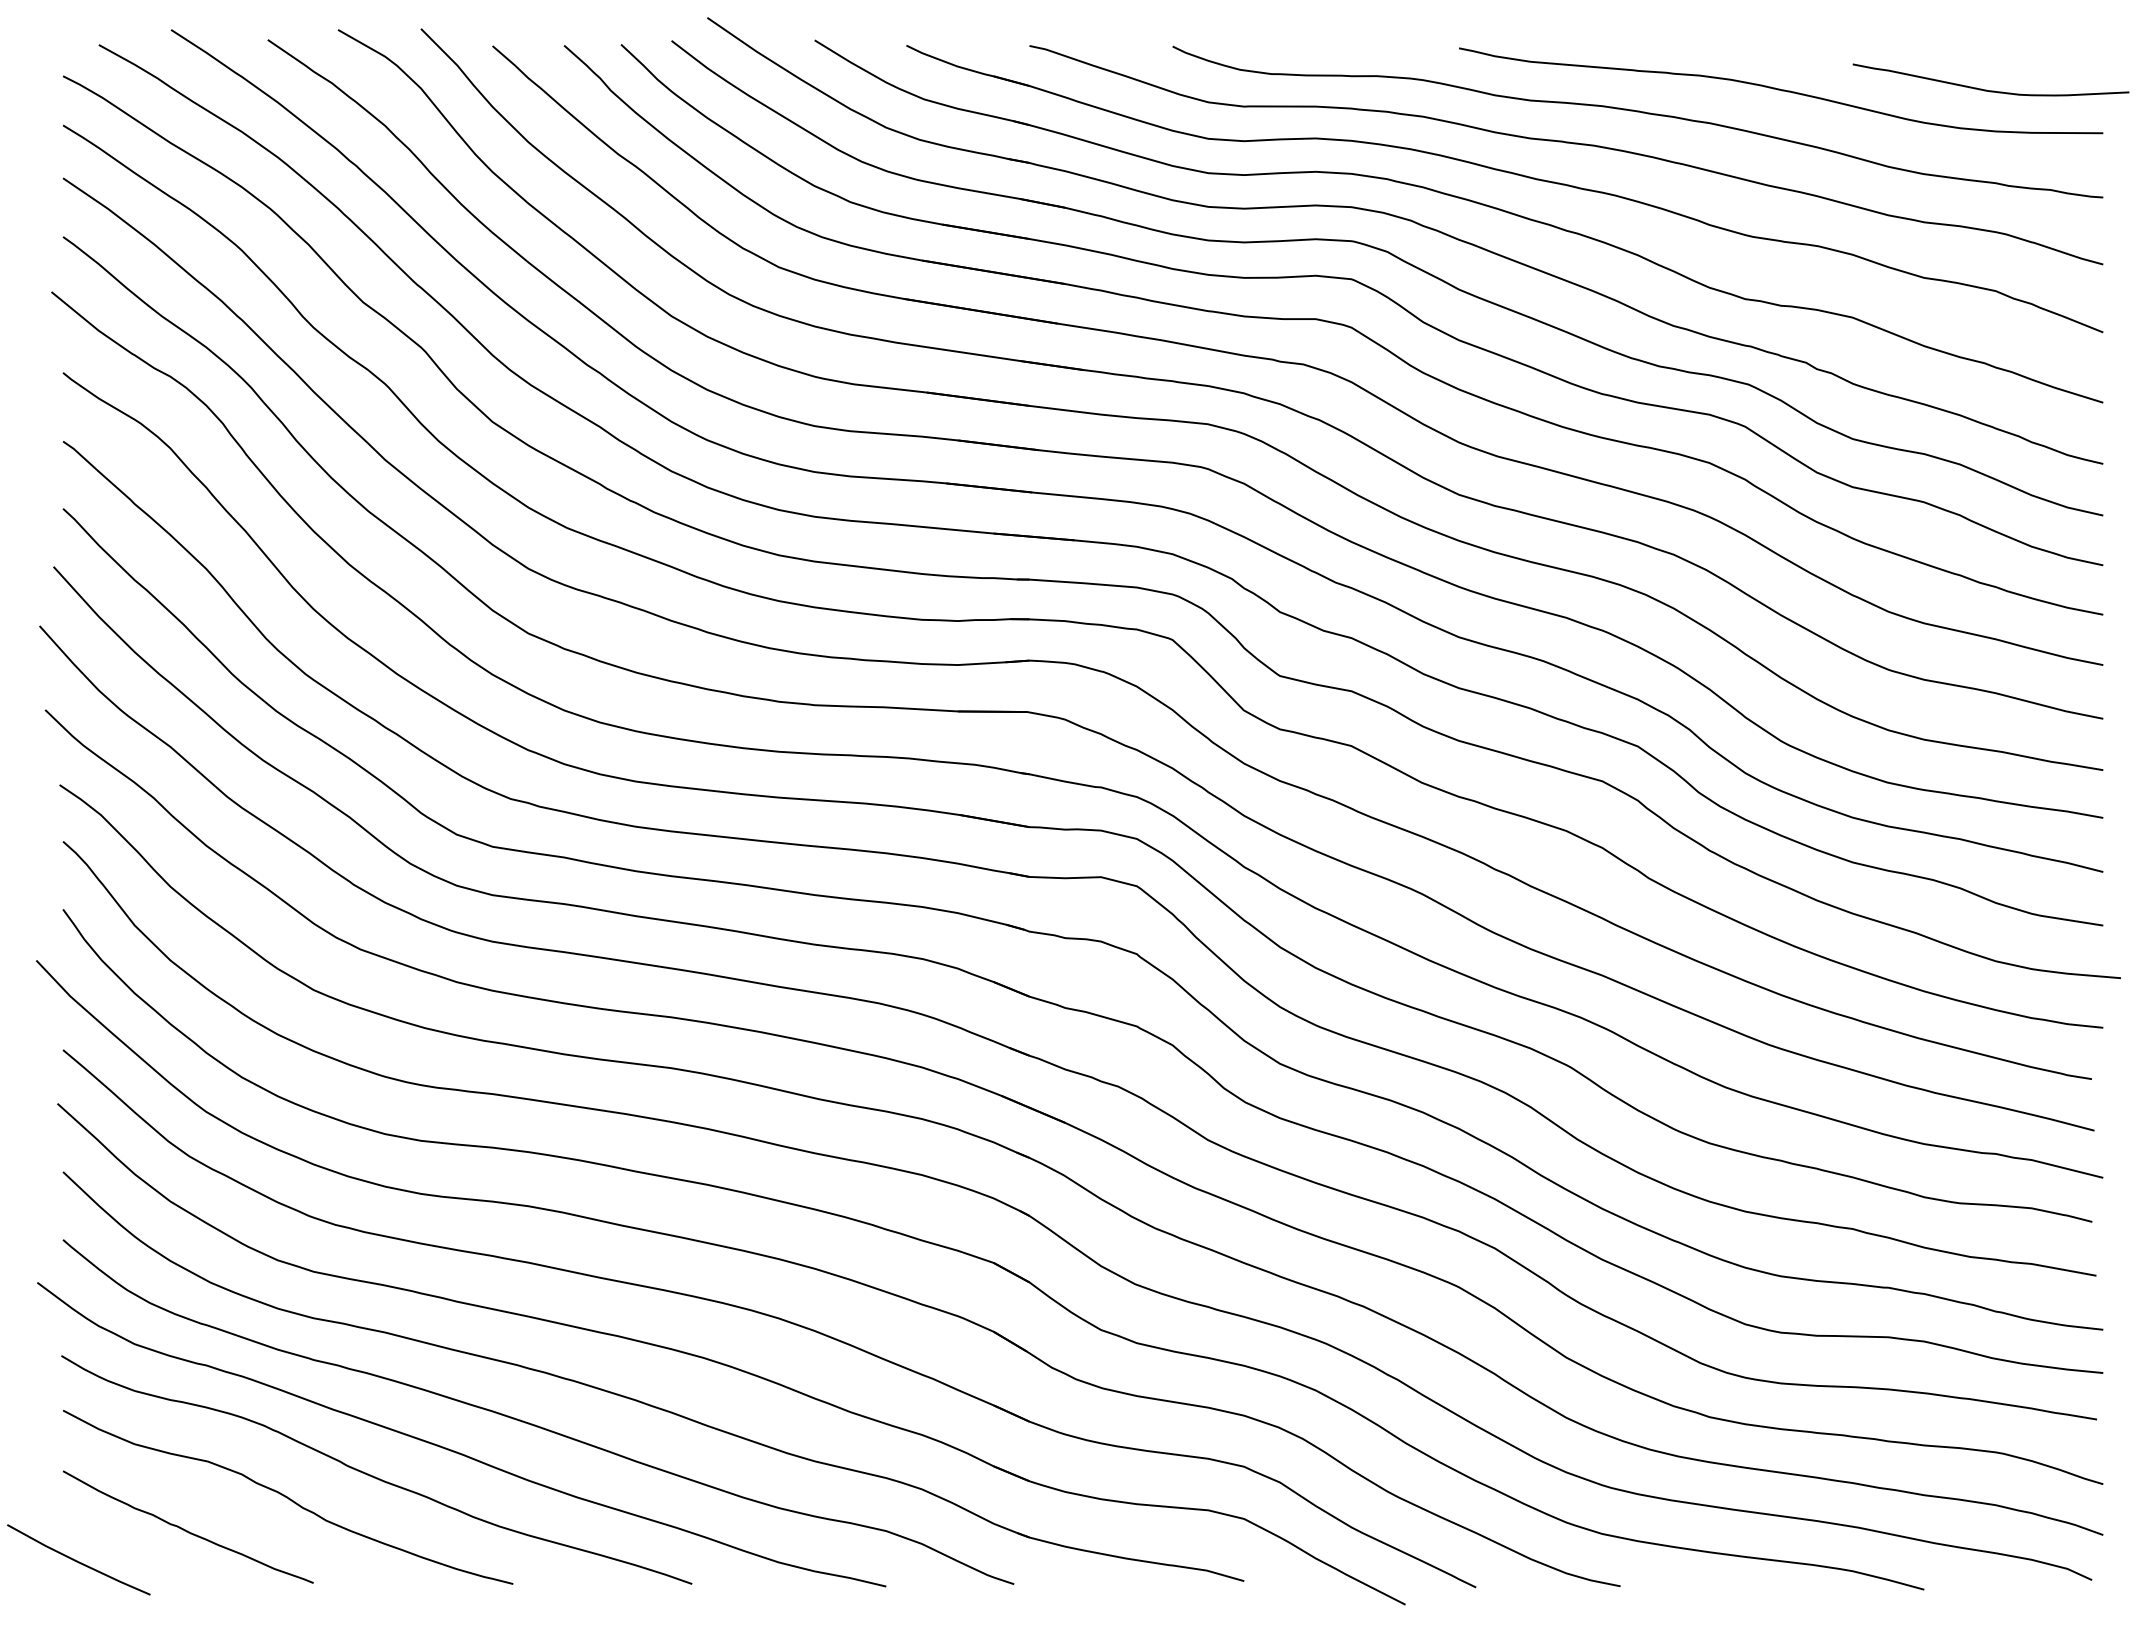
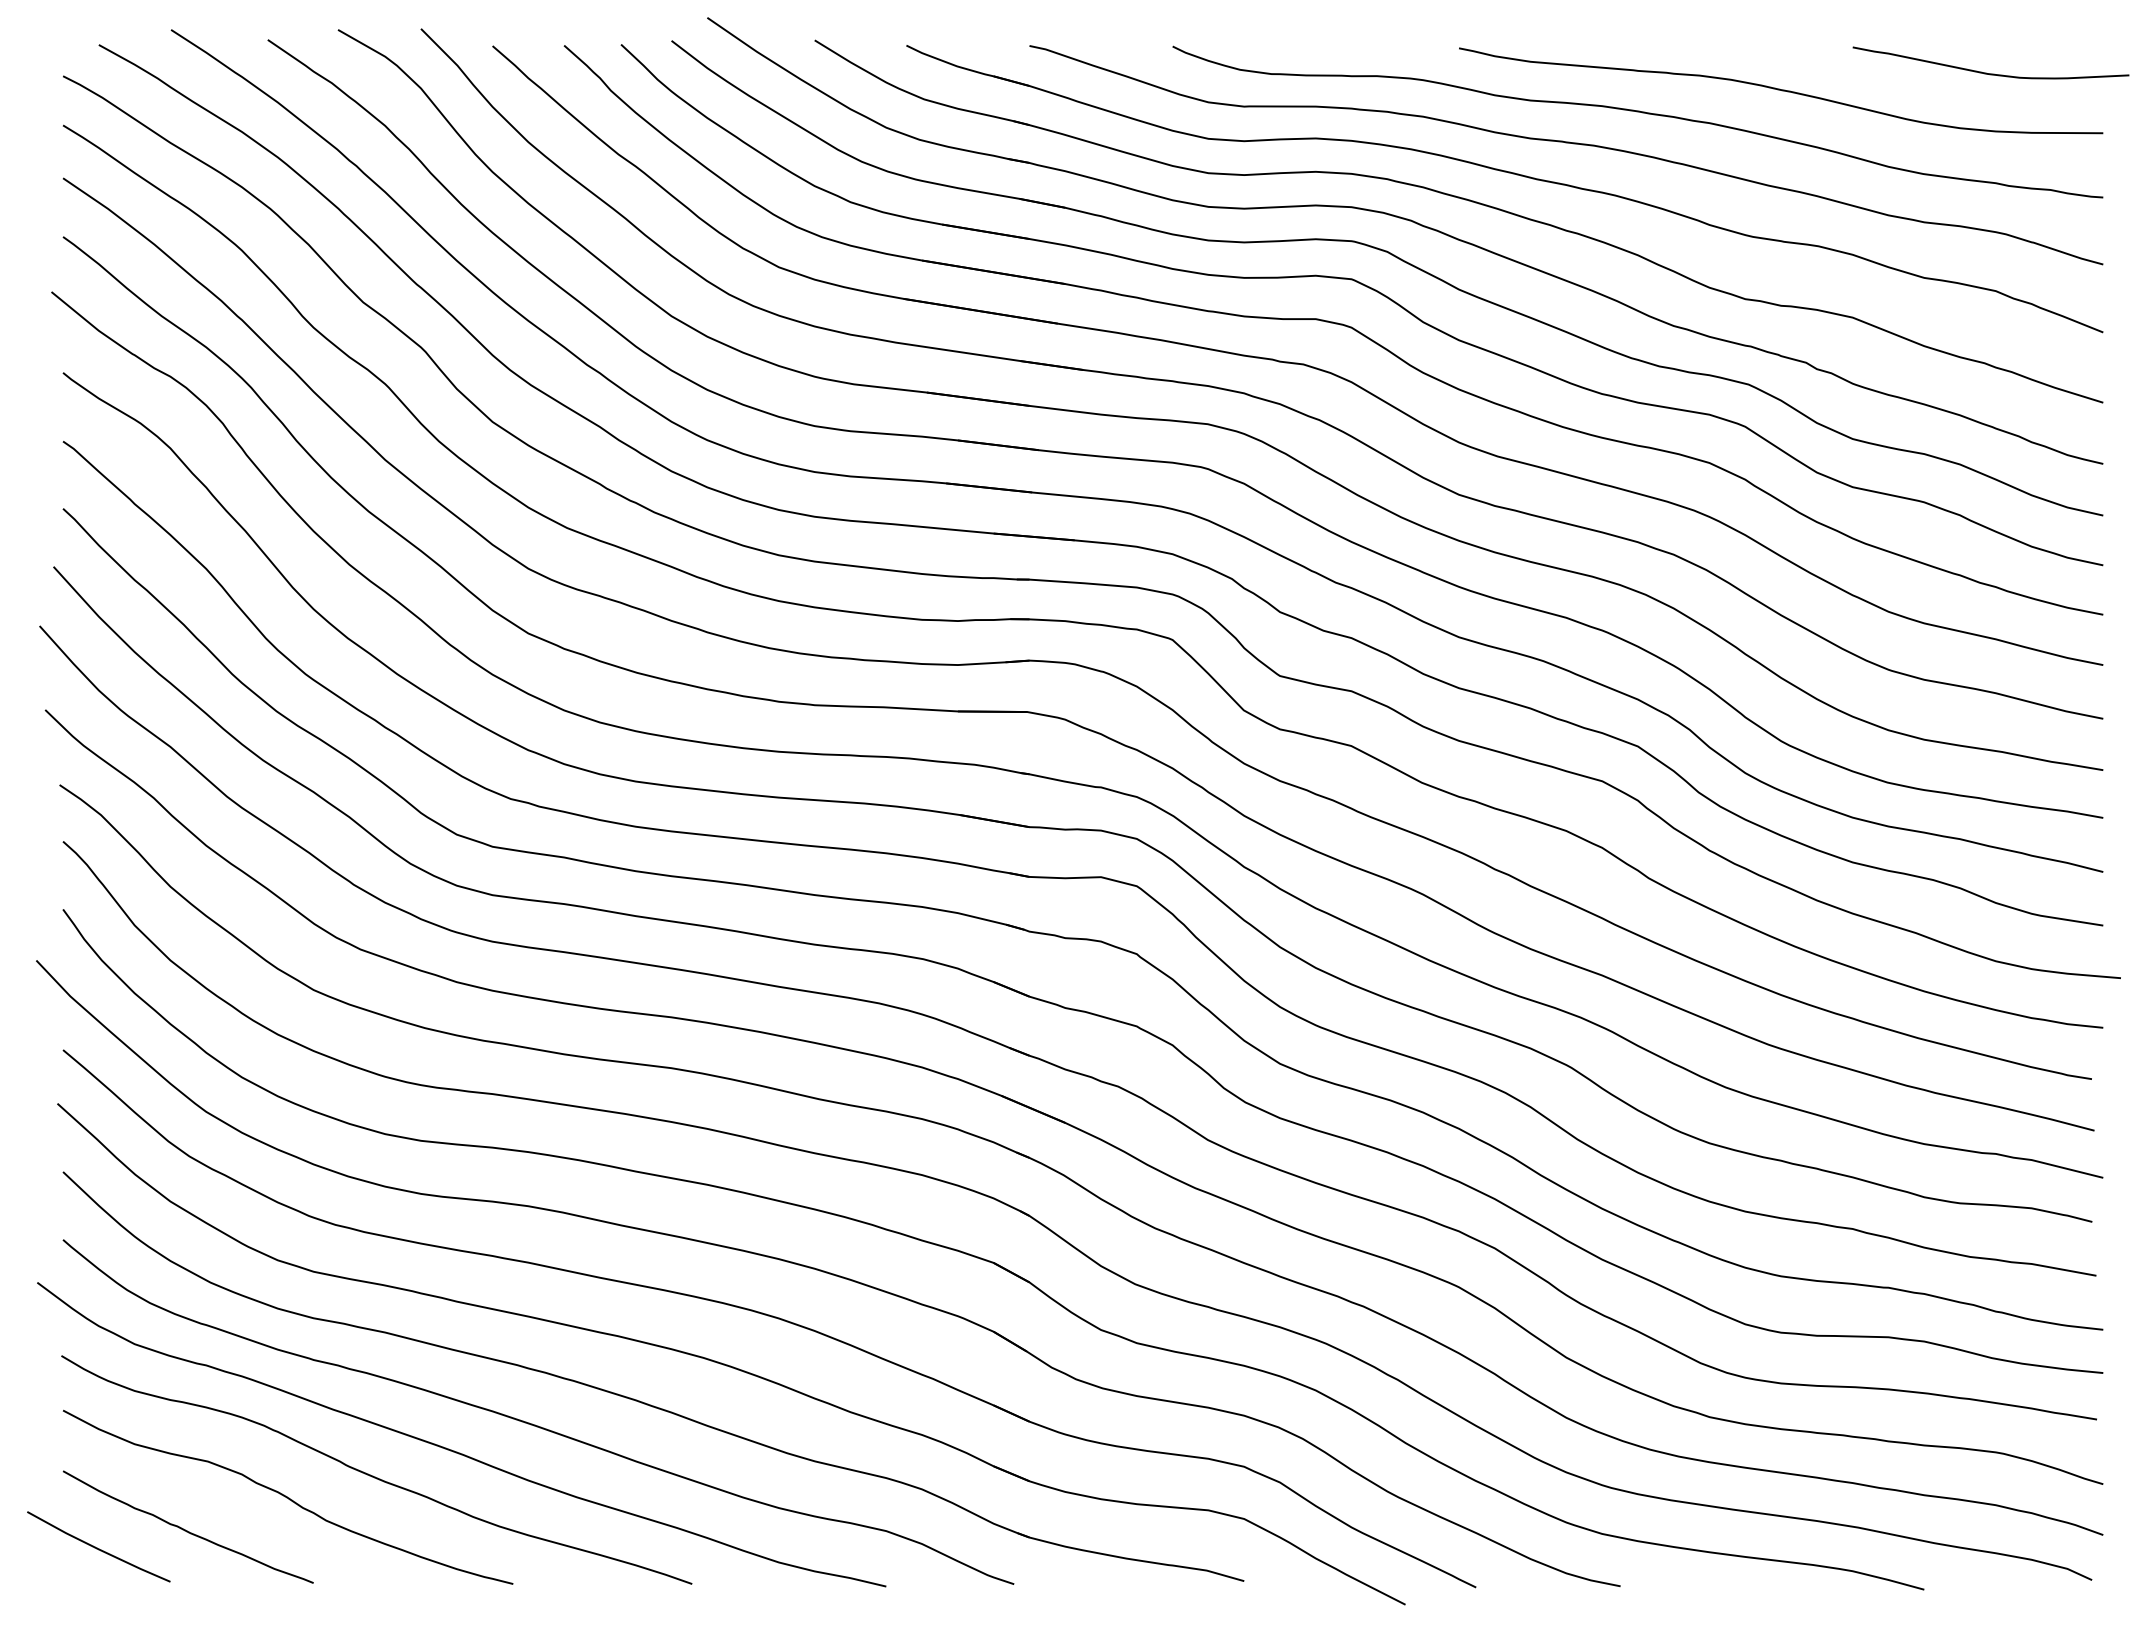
curve position: (1986, 89) -> (1986, 72) (1986, 72)
line position: (77, 1560) -> (97, 1547) (97, 1547)
